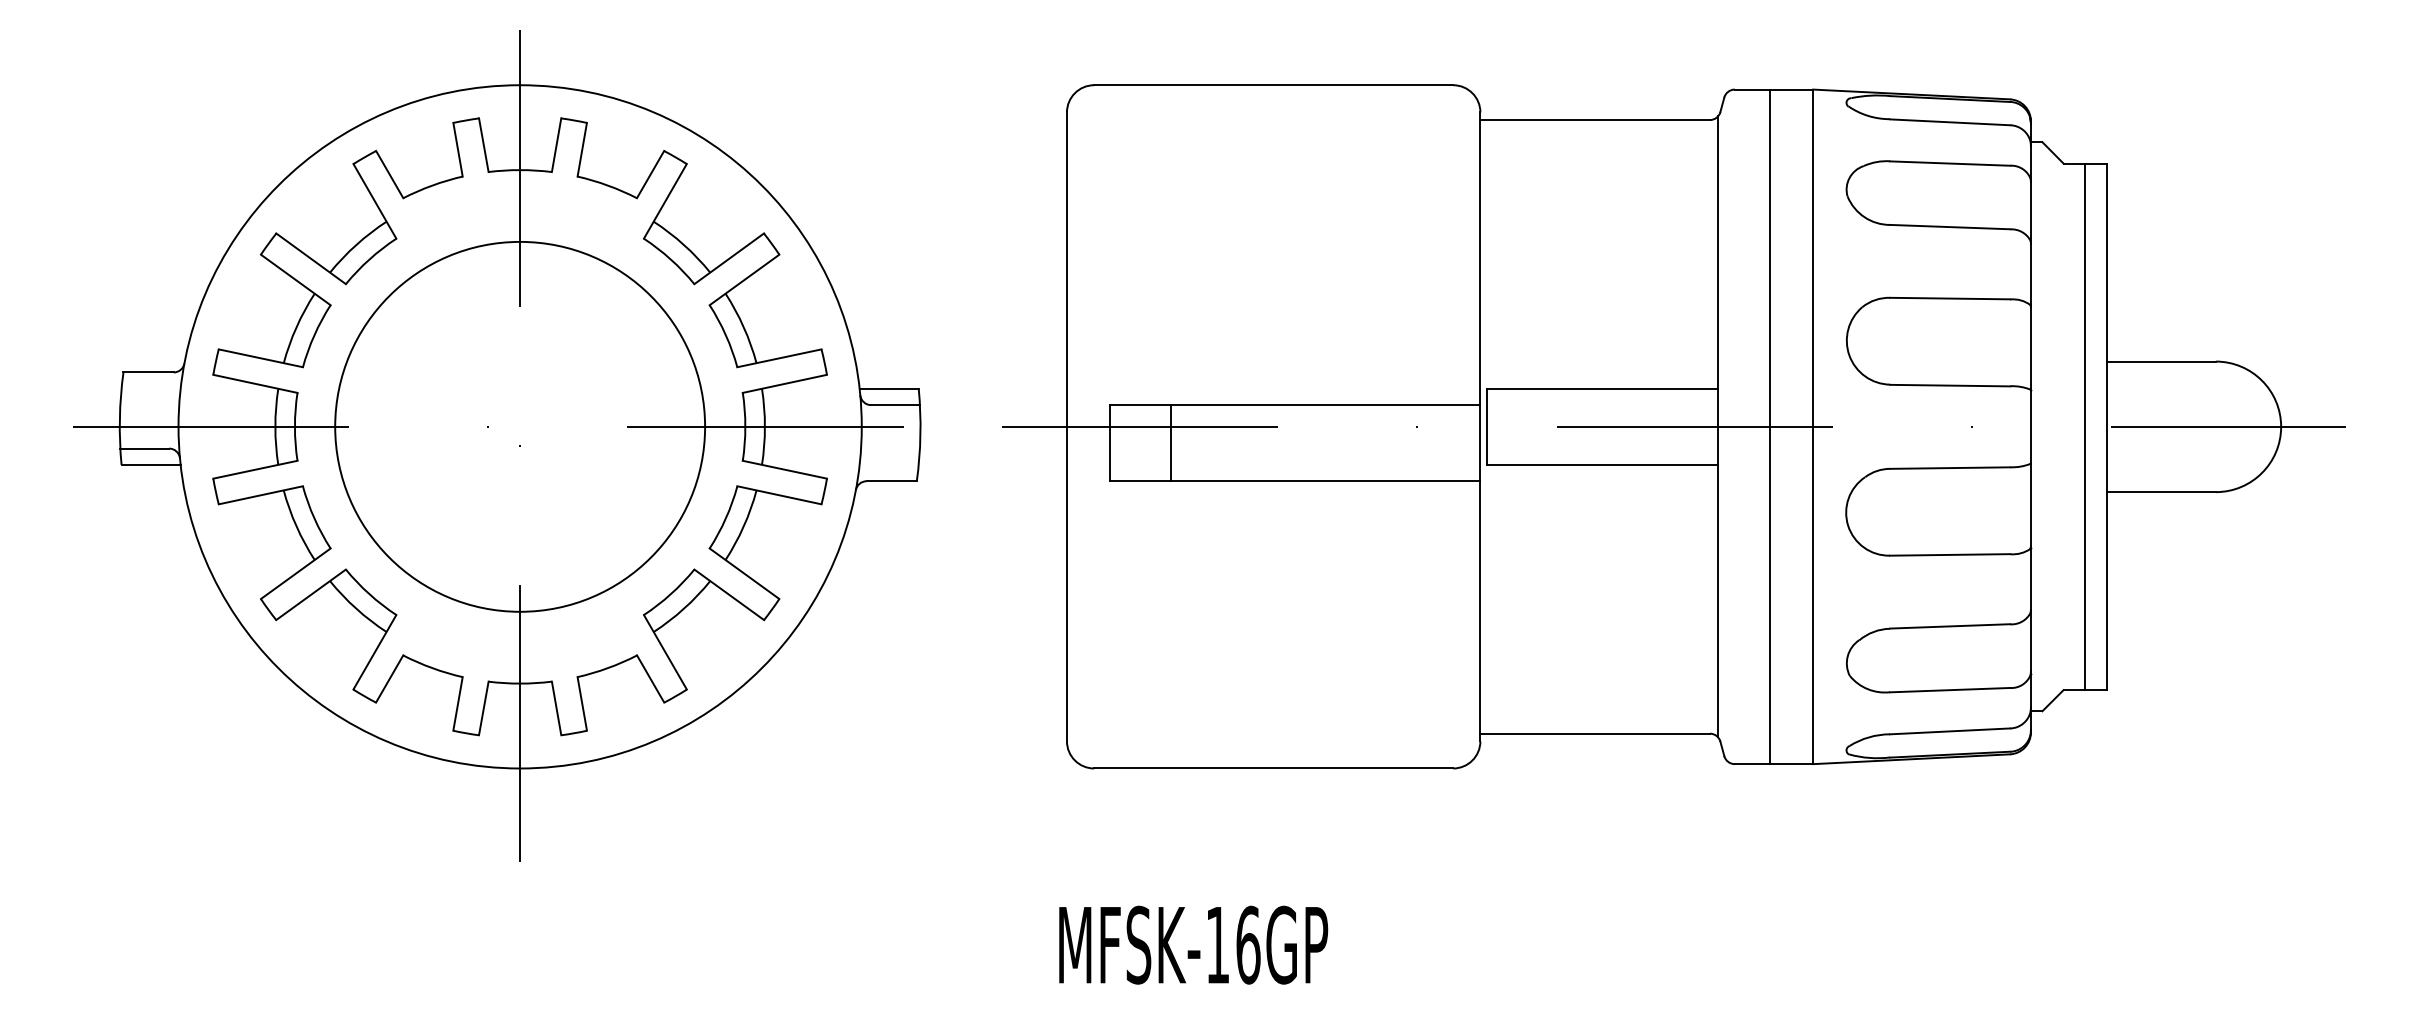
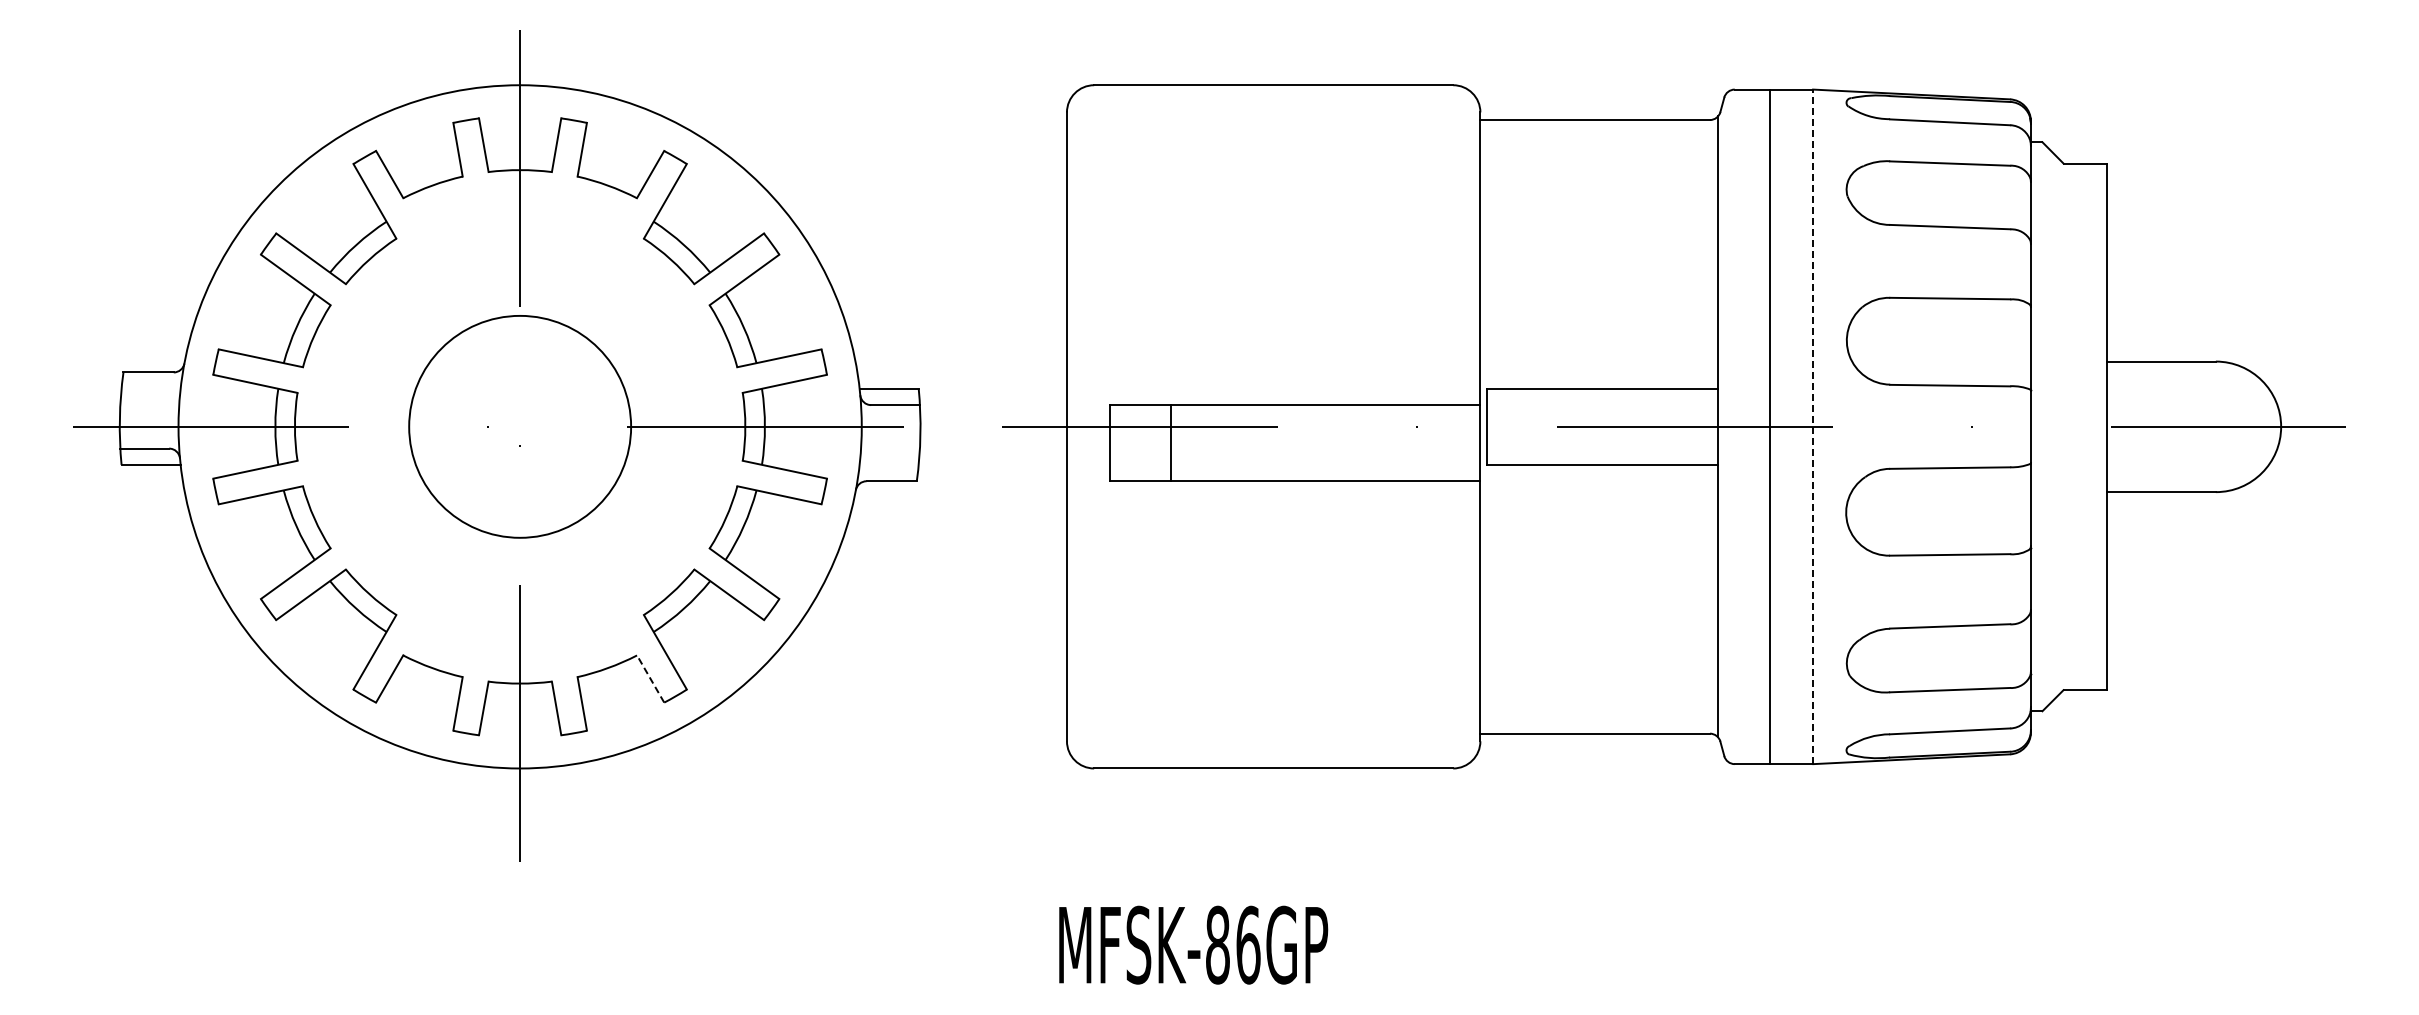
circle diameter: 370 px -> 222 px (520, 426)
line: solid -> dashed (1813, 426)
line: present -> none (2085, 426)
line: solid -> dashed (650, 678)
text: MFSK-16GP -> MFSK-86GP (1217, 944)
